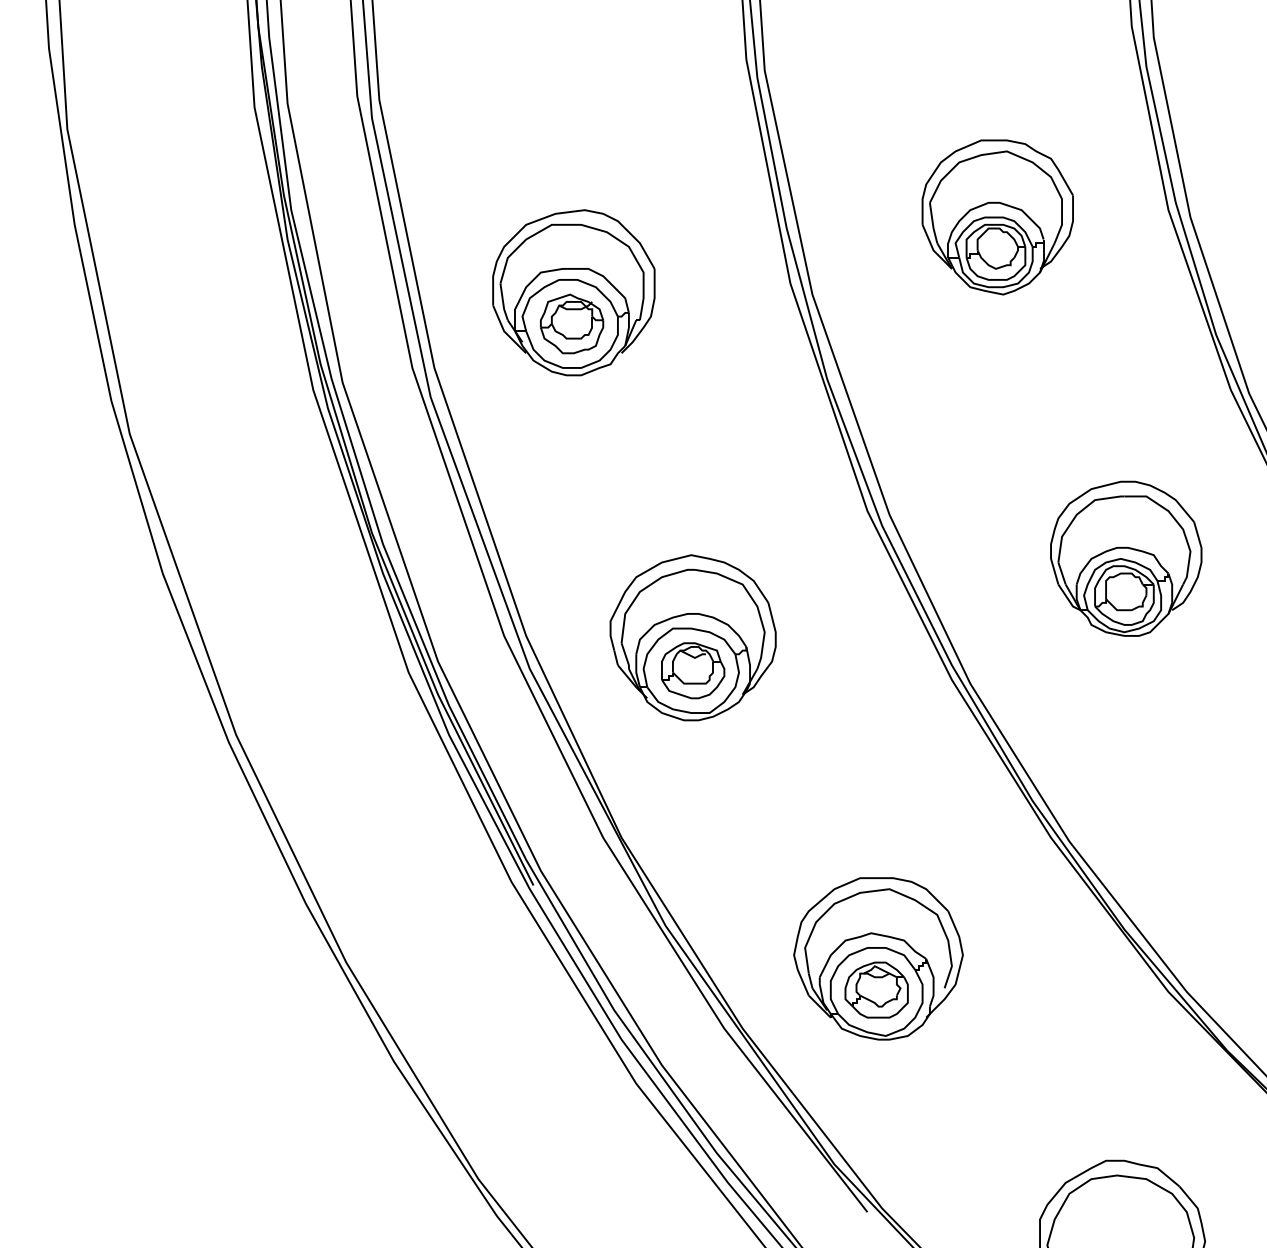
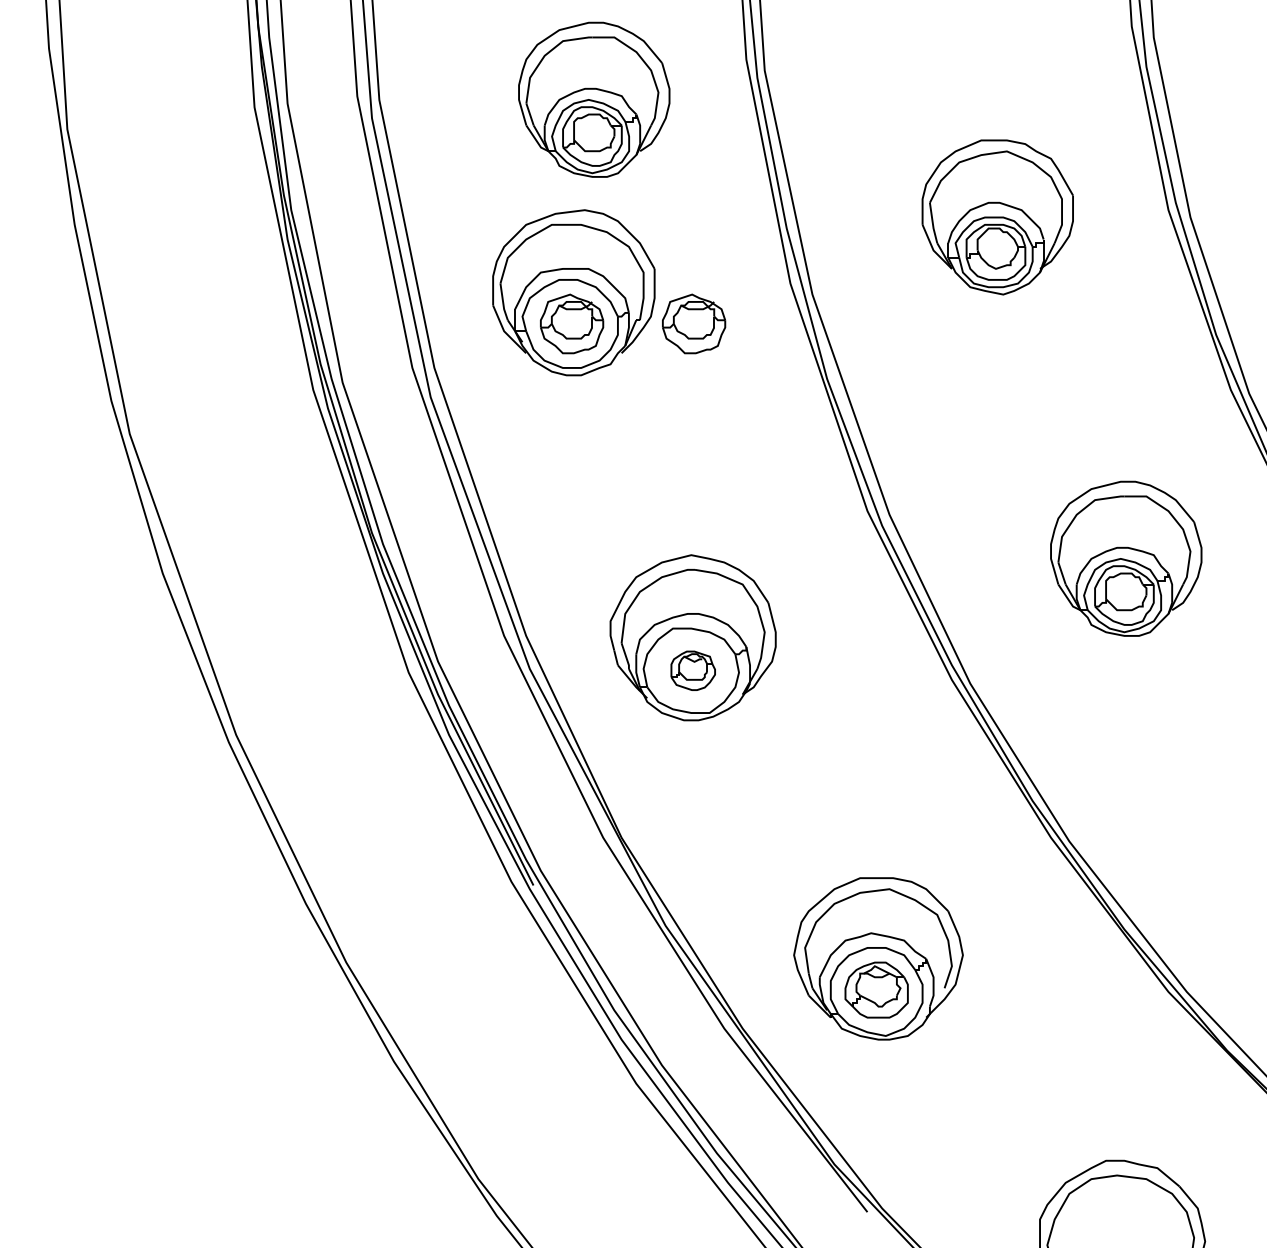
part: none -> present (594, 99)
part: none -> present (694, 323)
part size: 65x58 px -> 46x41 px (692, 670)
